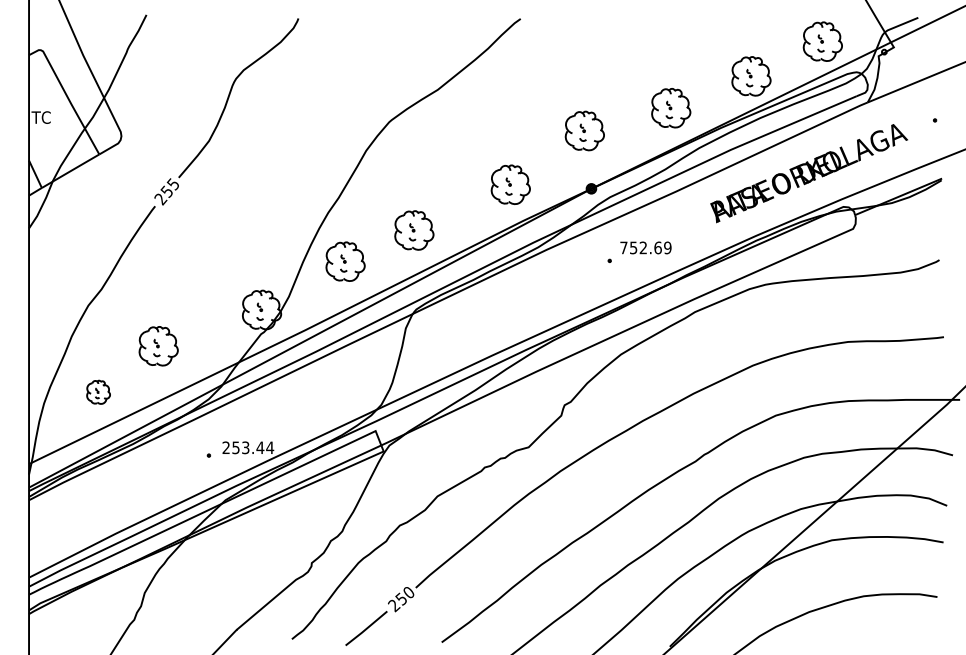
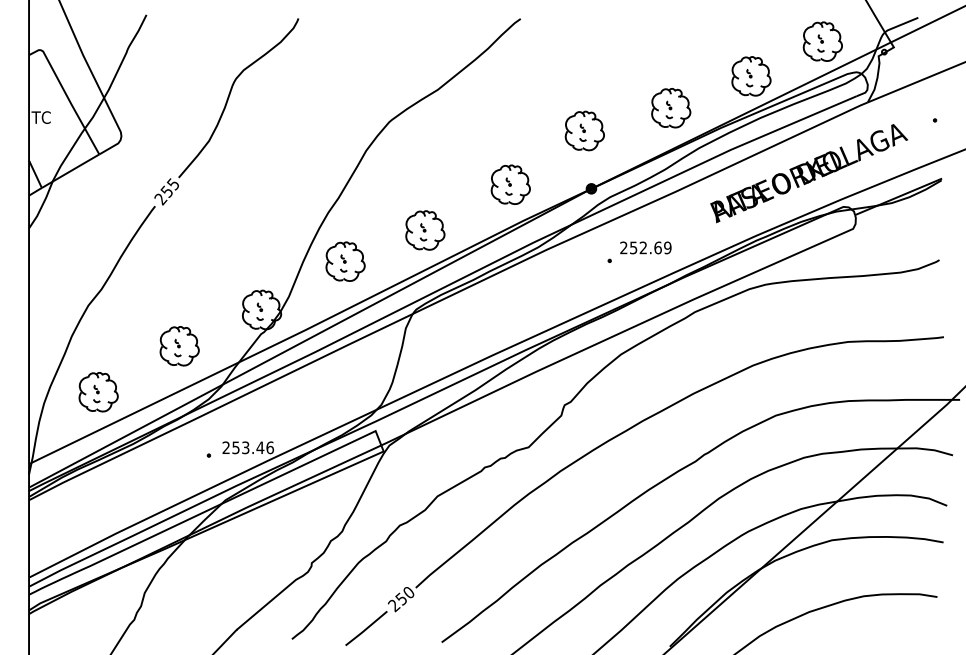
part position: (414, 230) -> (425, 230) (425, 230)
text: 752.69 -> 252.69 (623, 247)
part position: (158, 346) -> (179, 346) (179, 346)
part size: 25x26 px -> 41x41 px (98, 392)
text: 253.44 -> 253.46 (270, 447)
